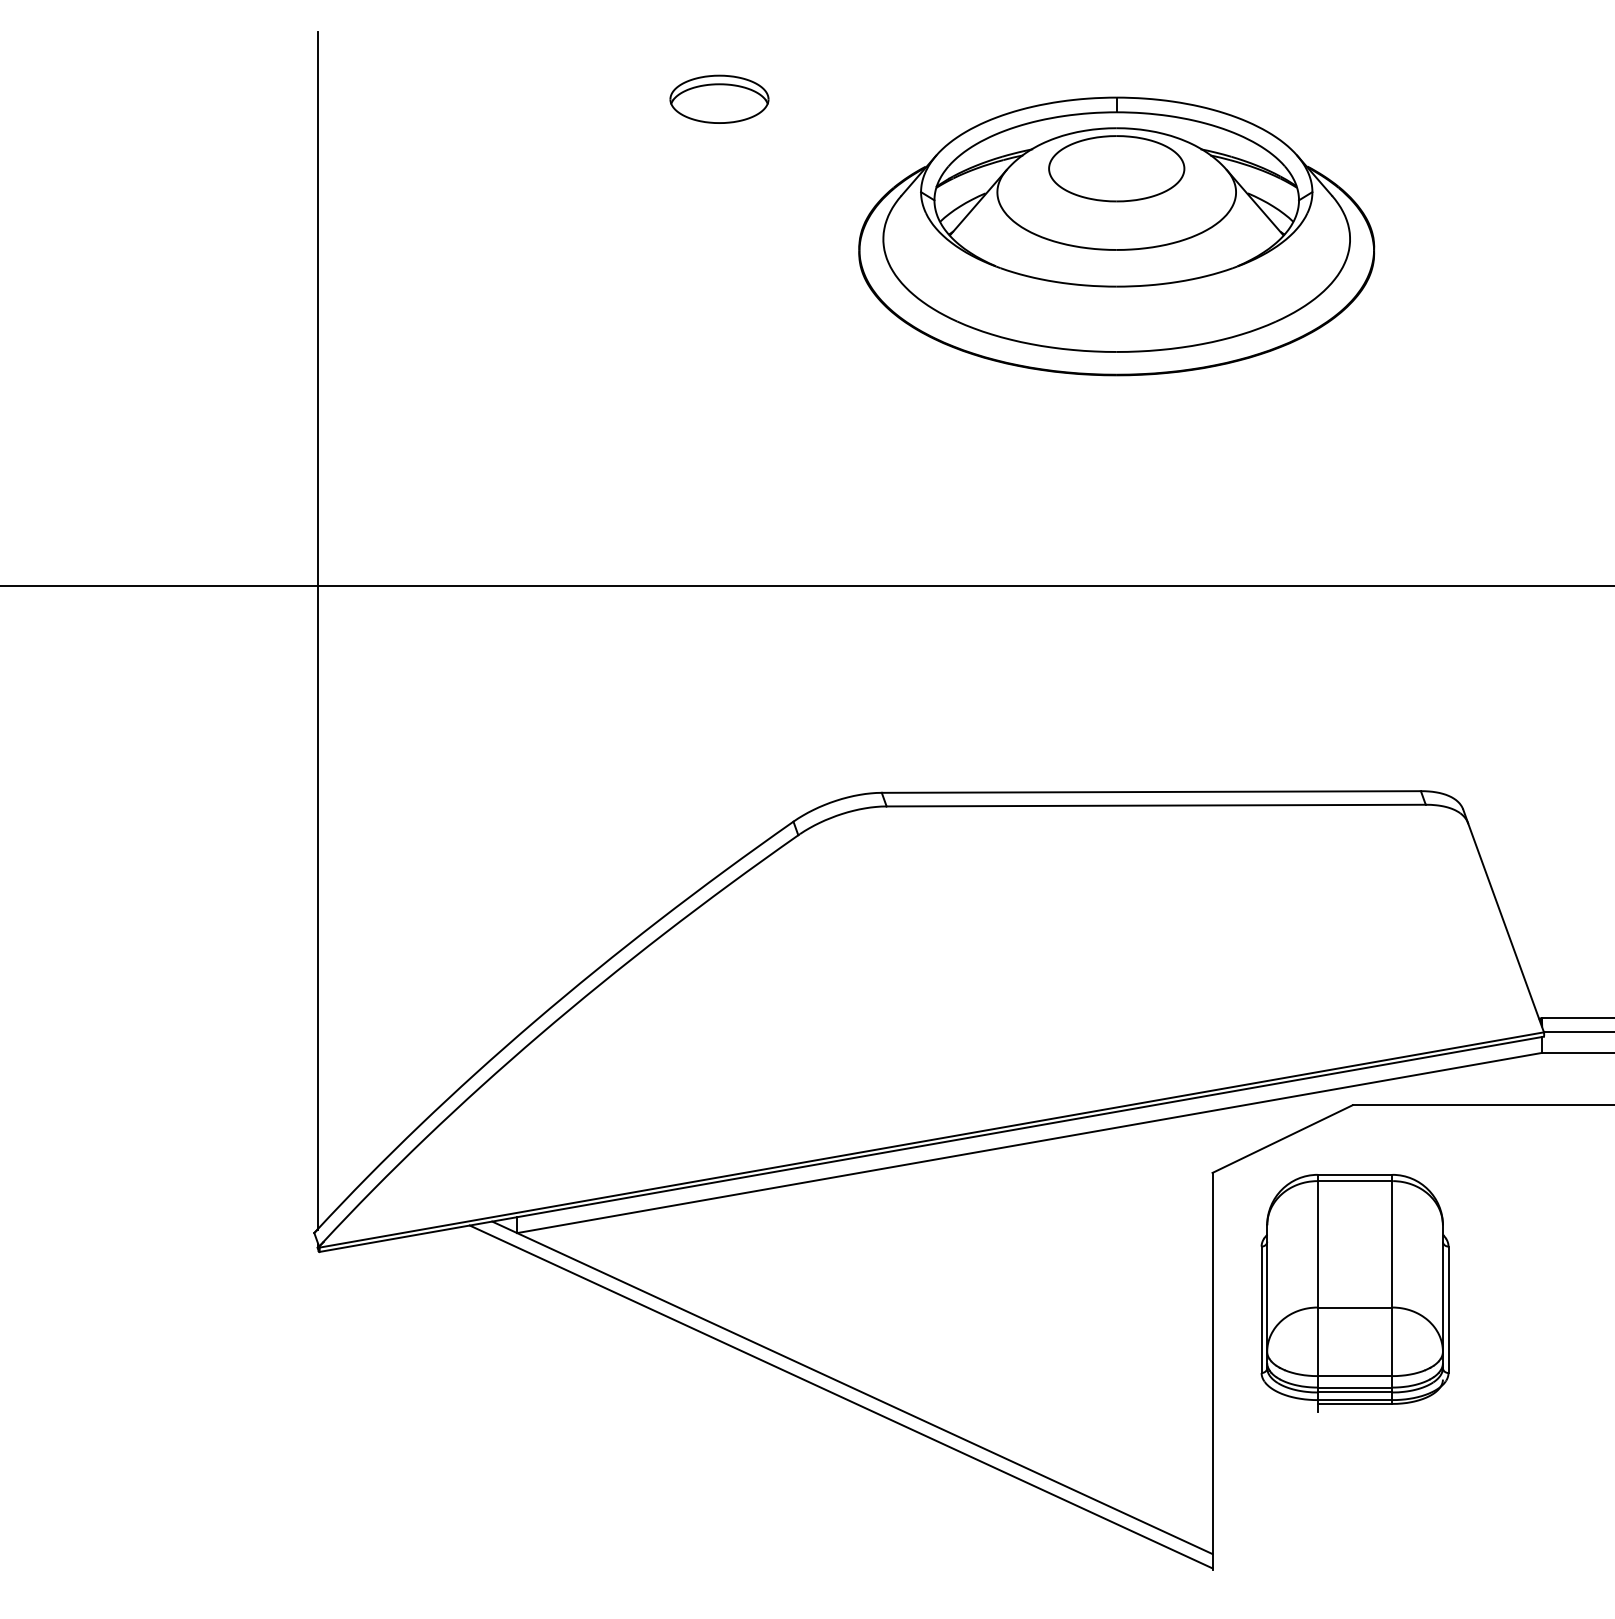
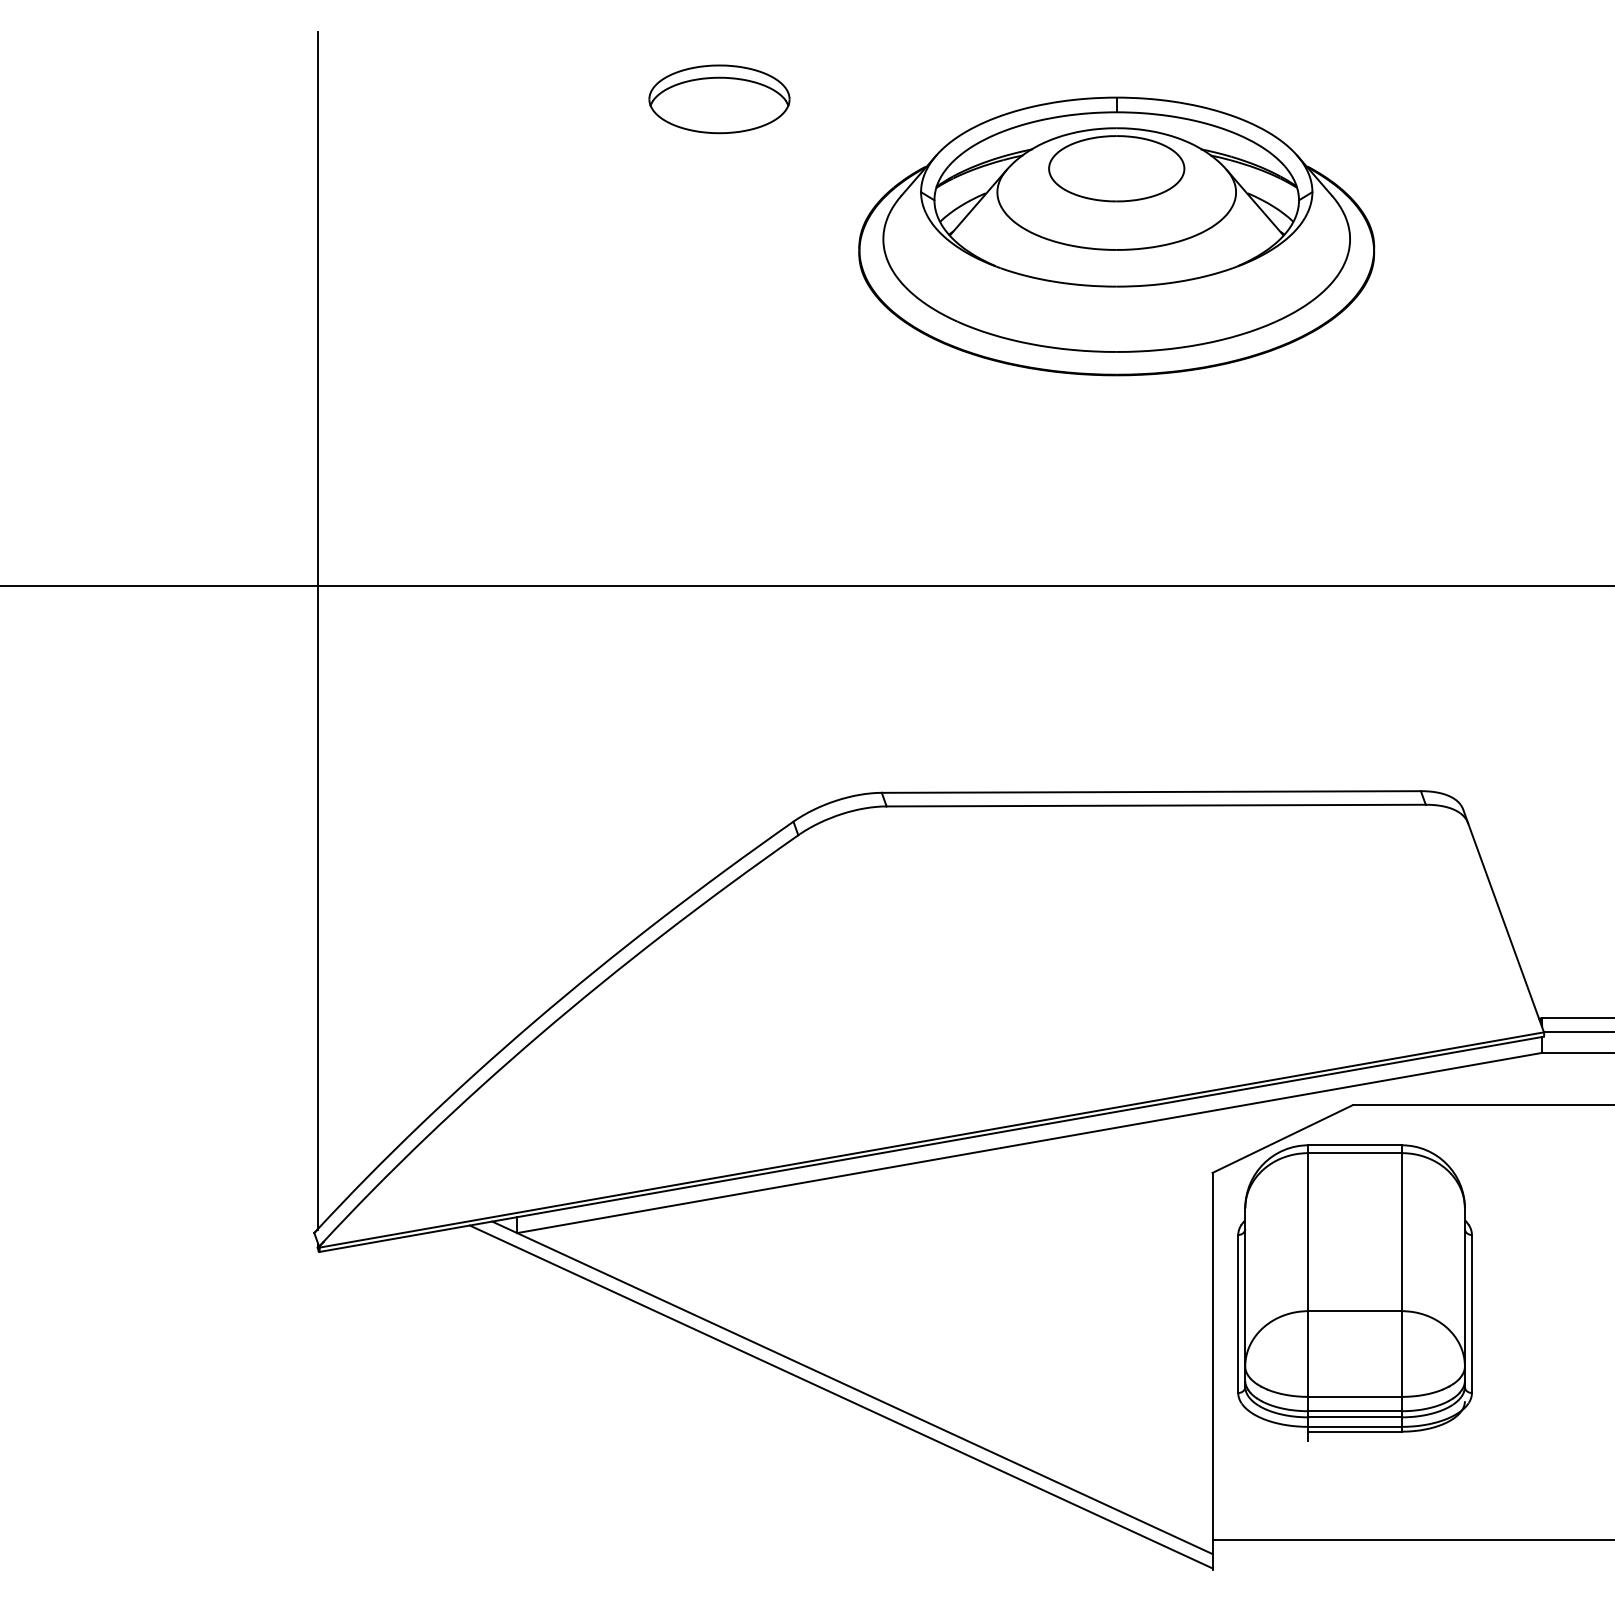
part size: 101x50 px -> 143x71 px (719, 99)
part size: 190x239 px -> 236x298 px (1354, 1292)
line: none -> present (1411, 1539)
